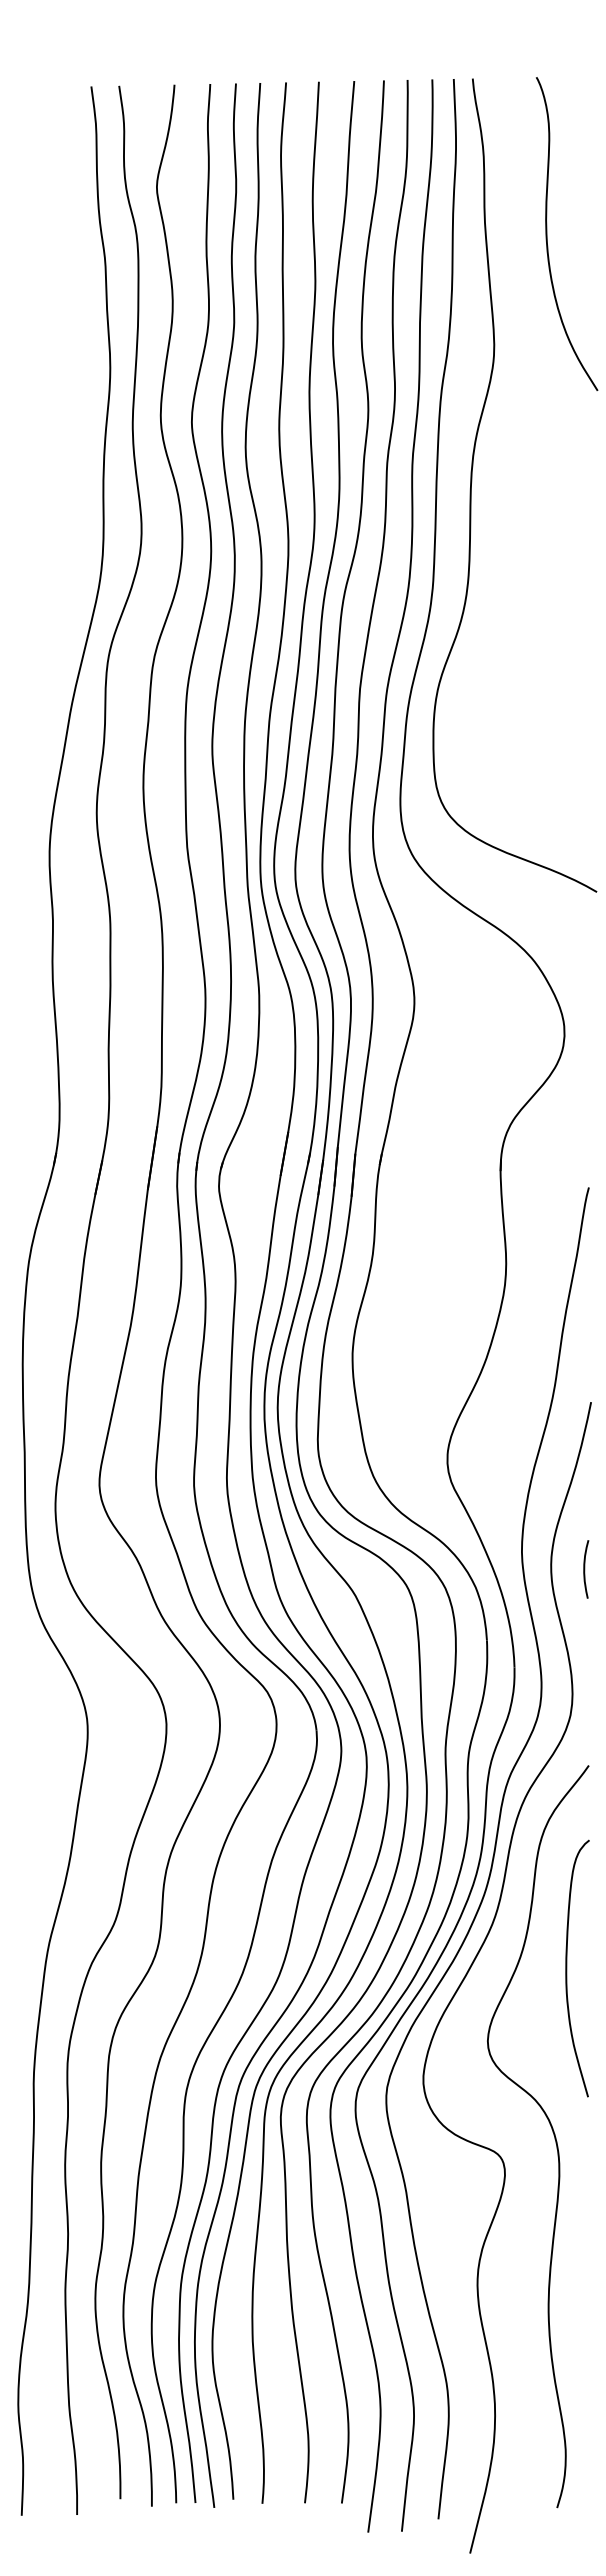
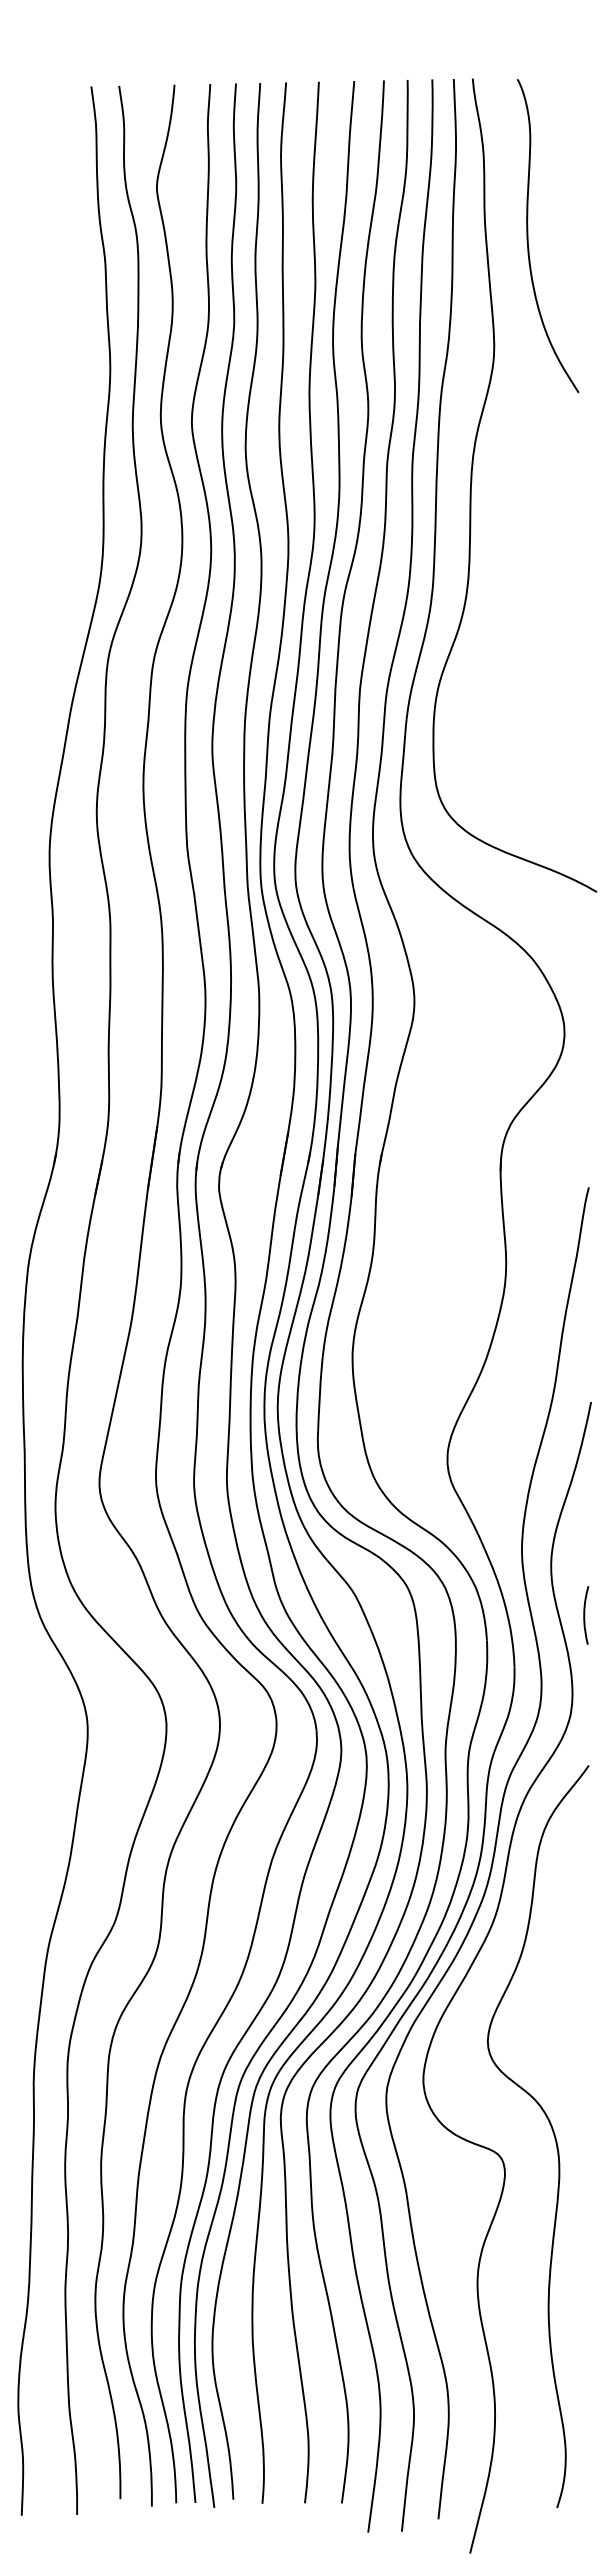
curve position: (547, 233) -> (528, 235) (528, 235)
curve position: (585, 1569) -> (585, 1615) (585, 1615)
curve: present -> none (567, 1968)
